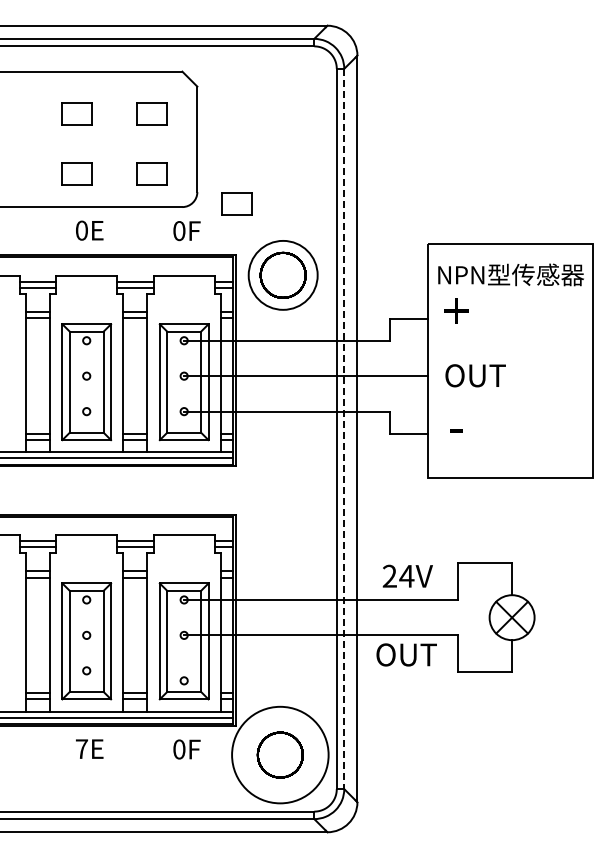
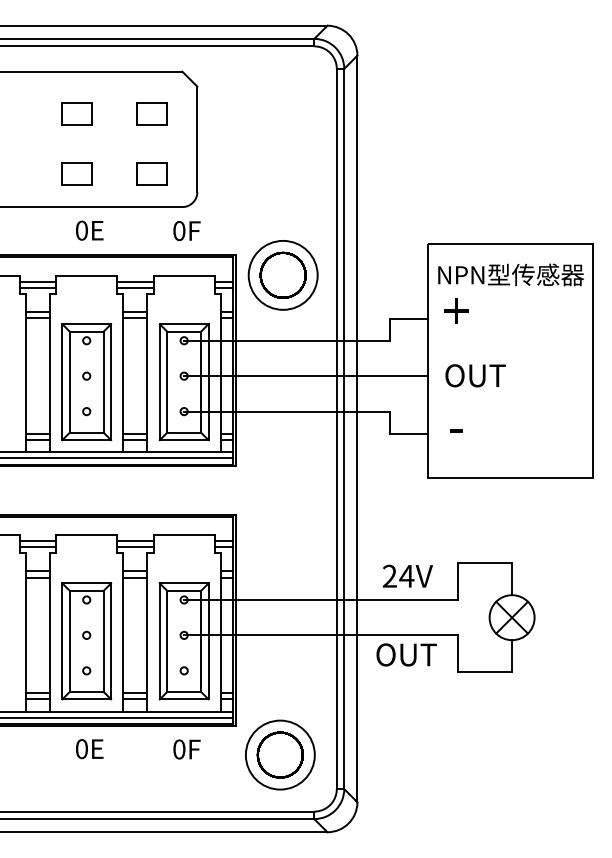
part: present -> none (236, 203)
line: dashed -> solid (344, 429)
circle position: (183, 680) -> (183, 670) (183, 670)
text: 7E -> 0E (82, 749)
circle diameter: 97 px -> 69 px (279, 754)
